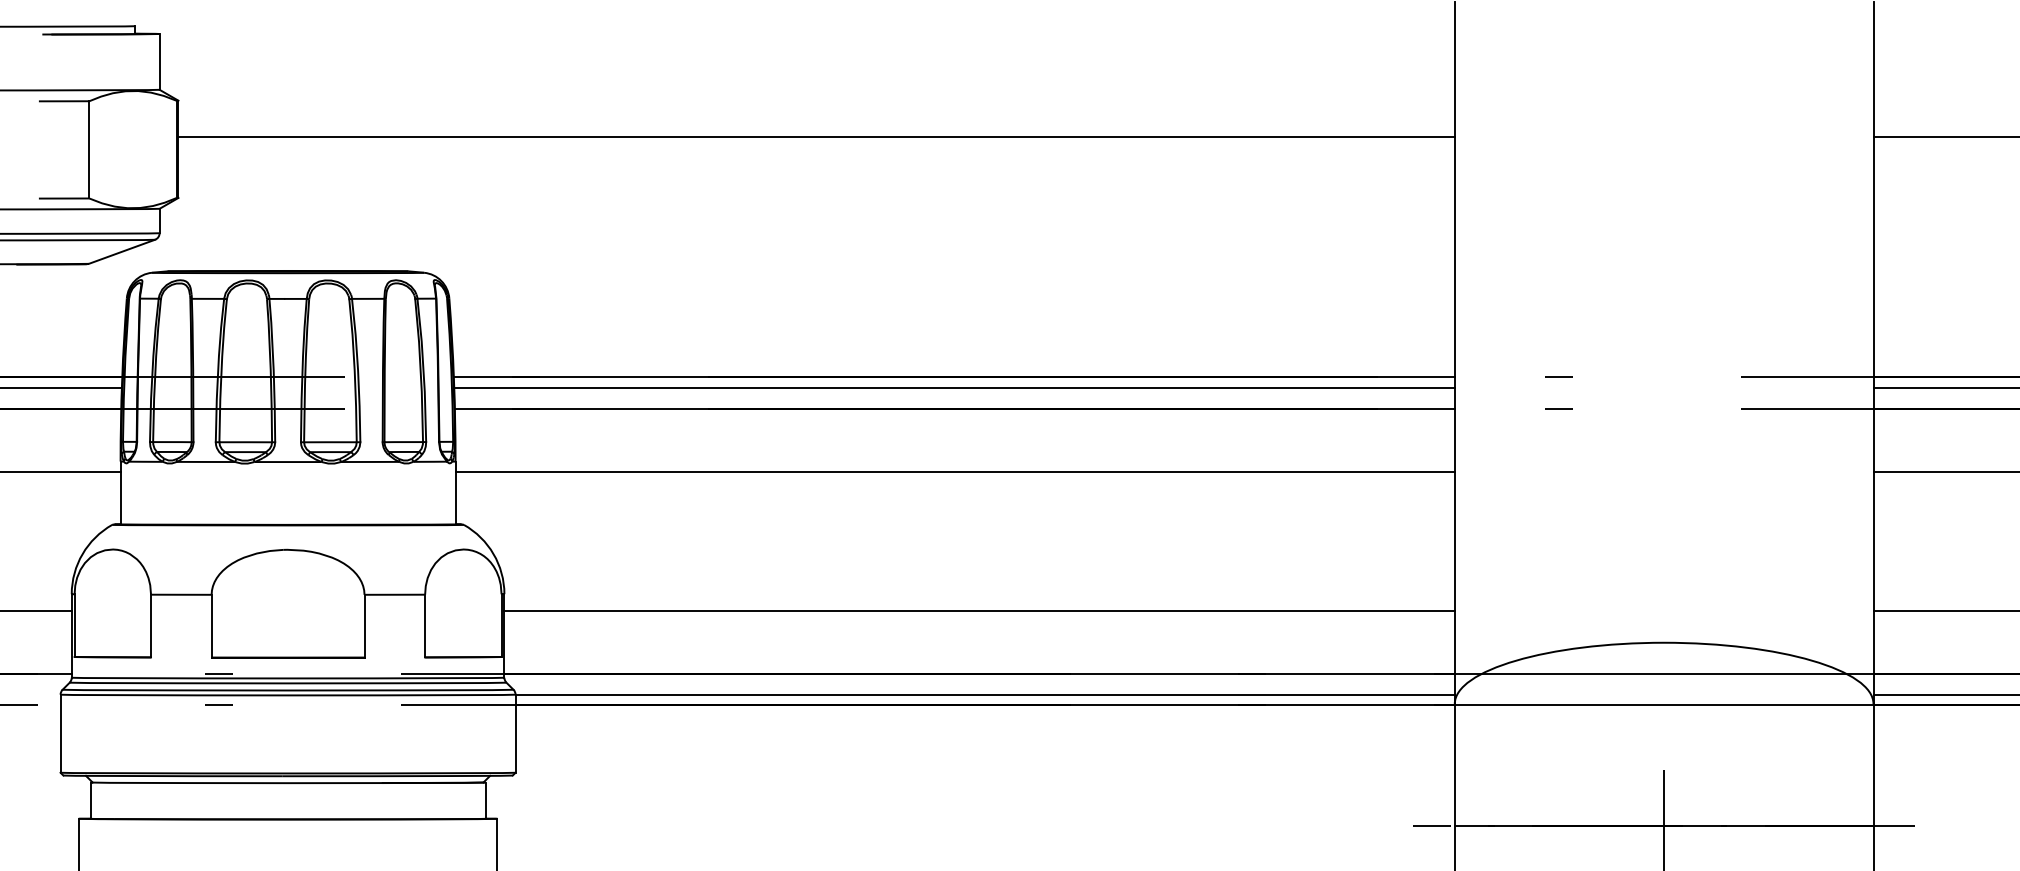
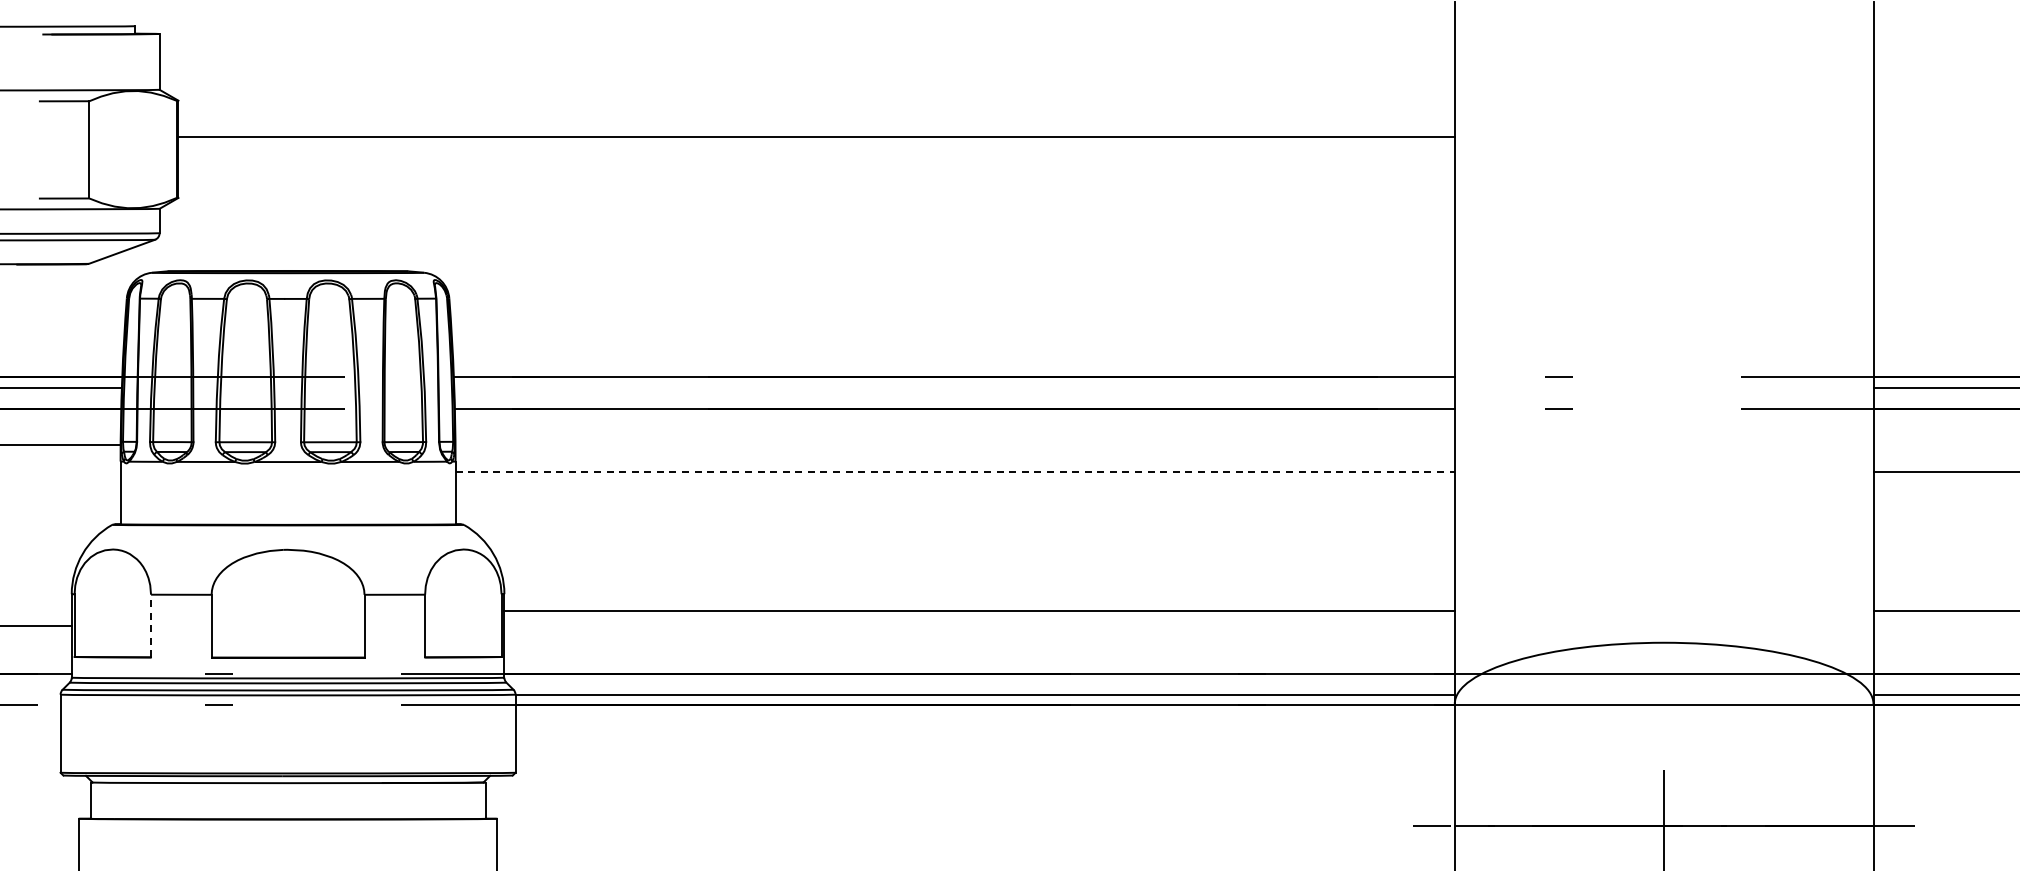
line: present -> none (1944, 136)
line: present -> none (954, 387)
line position: (61, 471) -> (61, 444) (61, 444)
line: solid -> dashed (955, 471)
line position: (36, 611) -> (36, 626) (36, 626)
line: solid -> dashed (151, 625)
